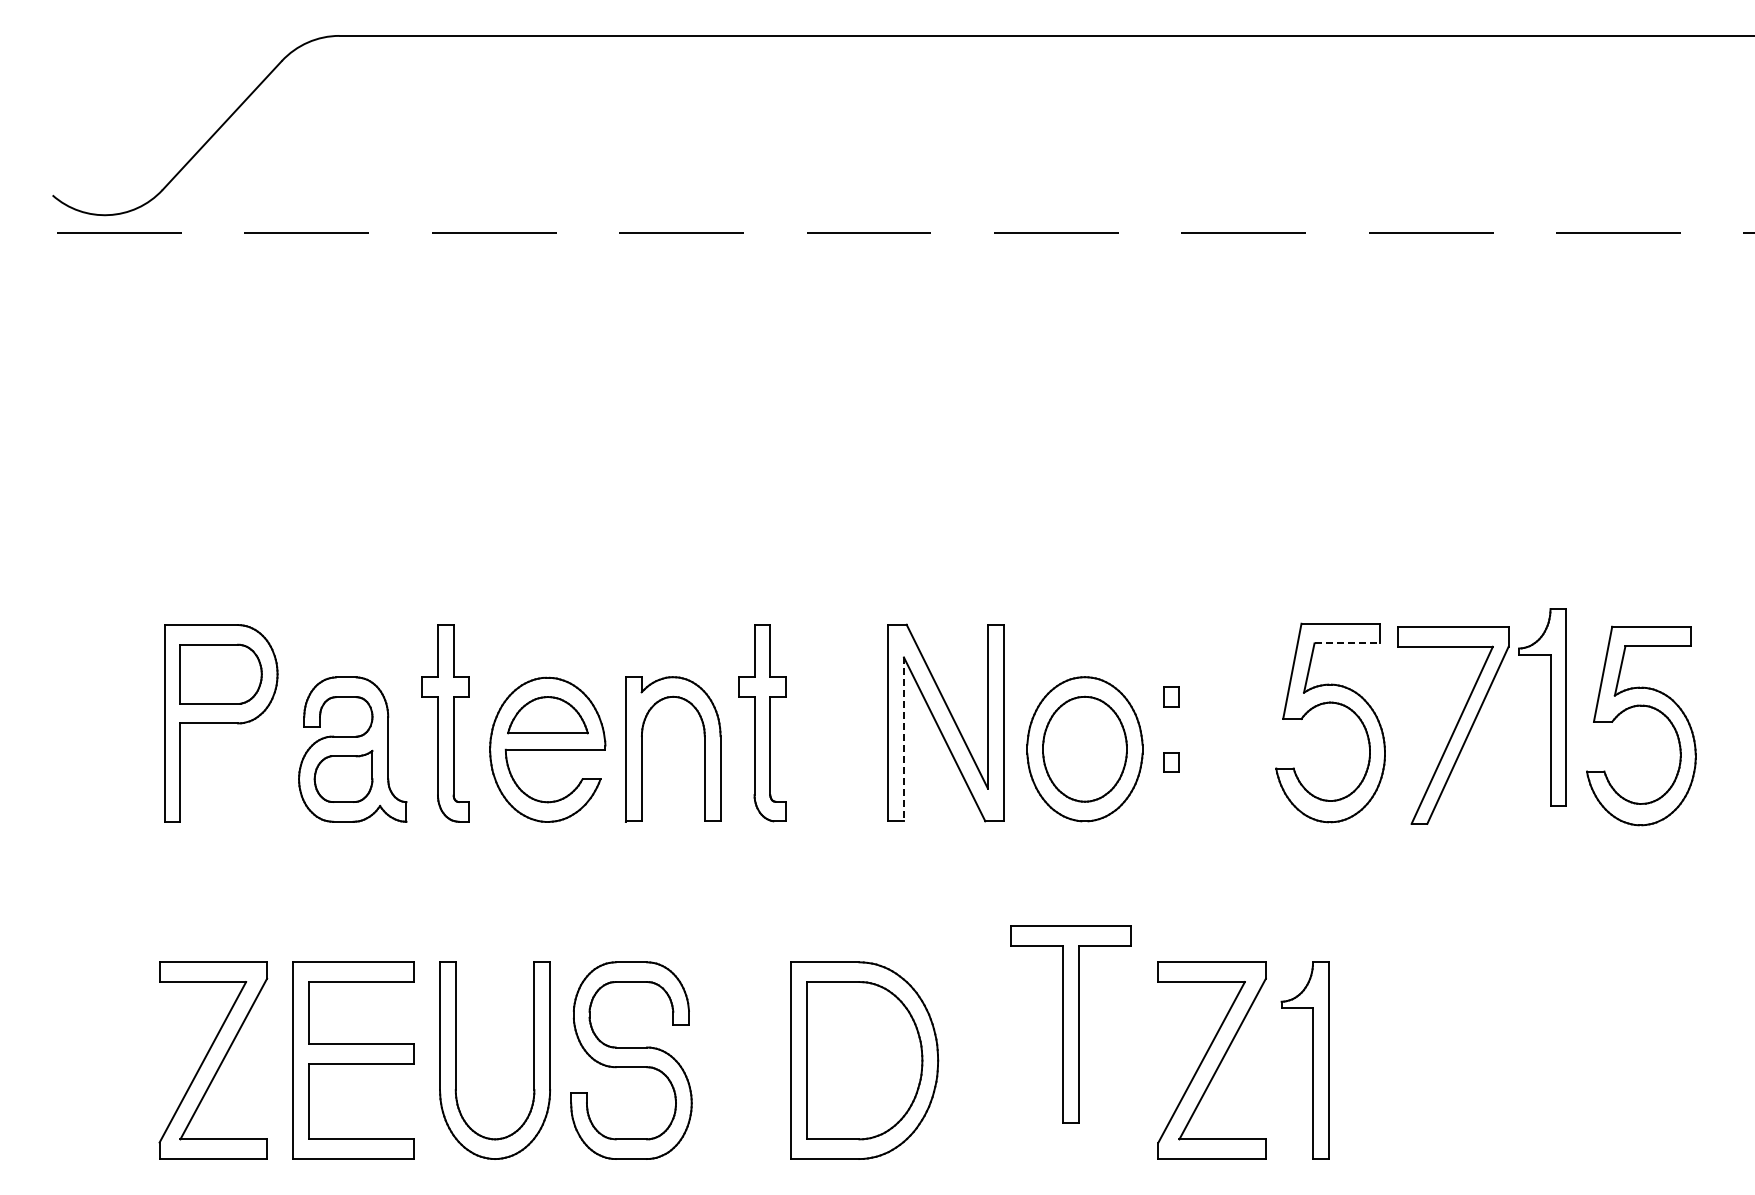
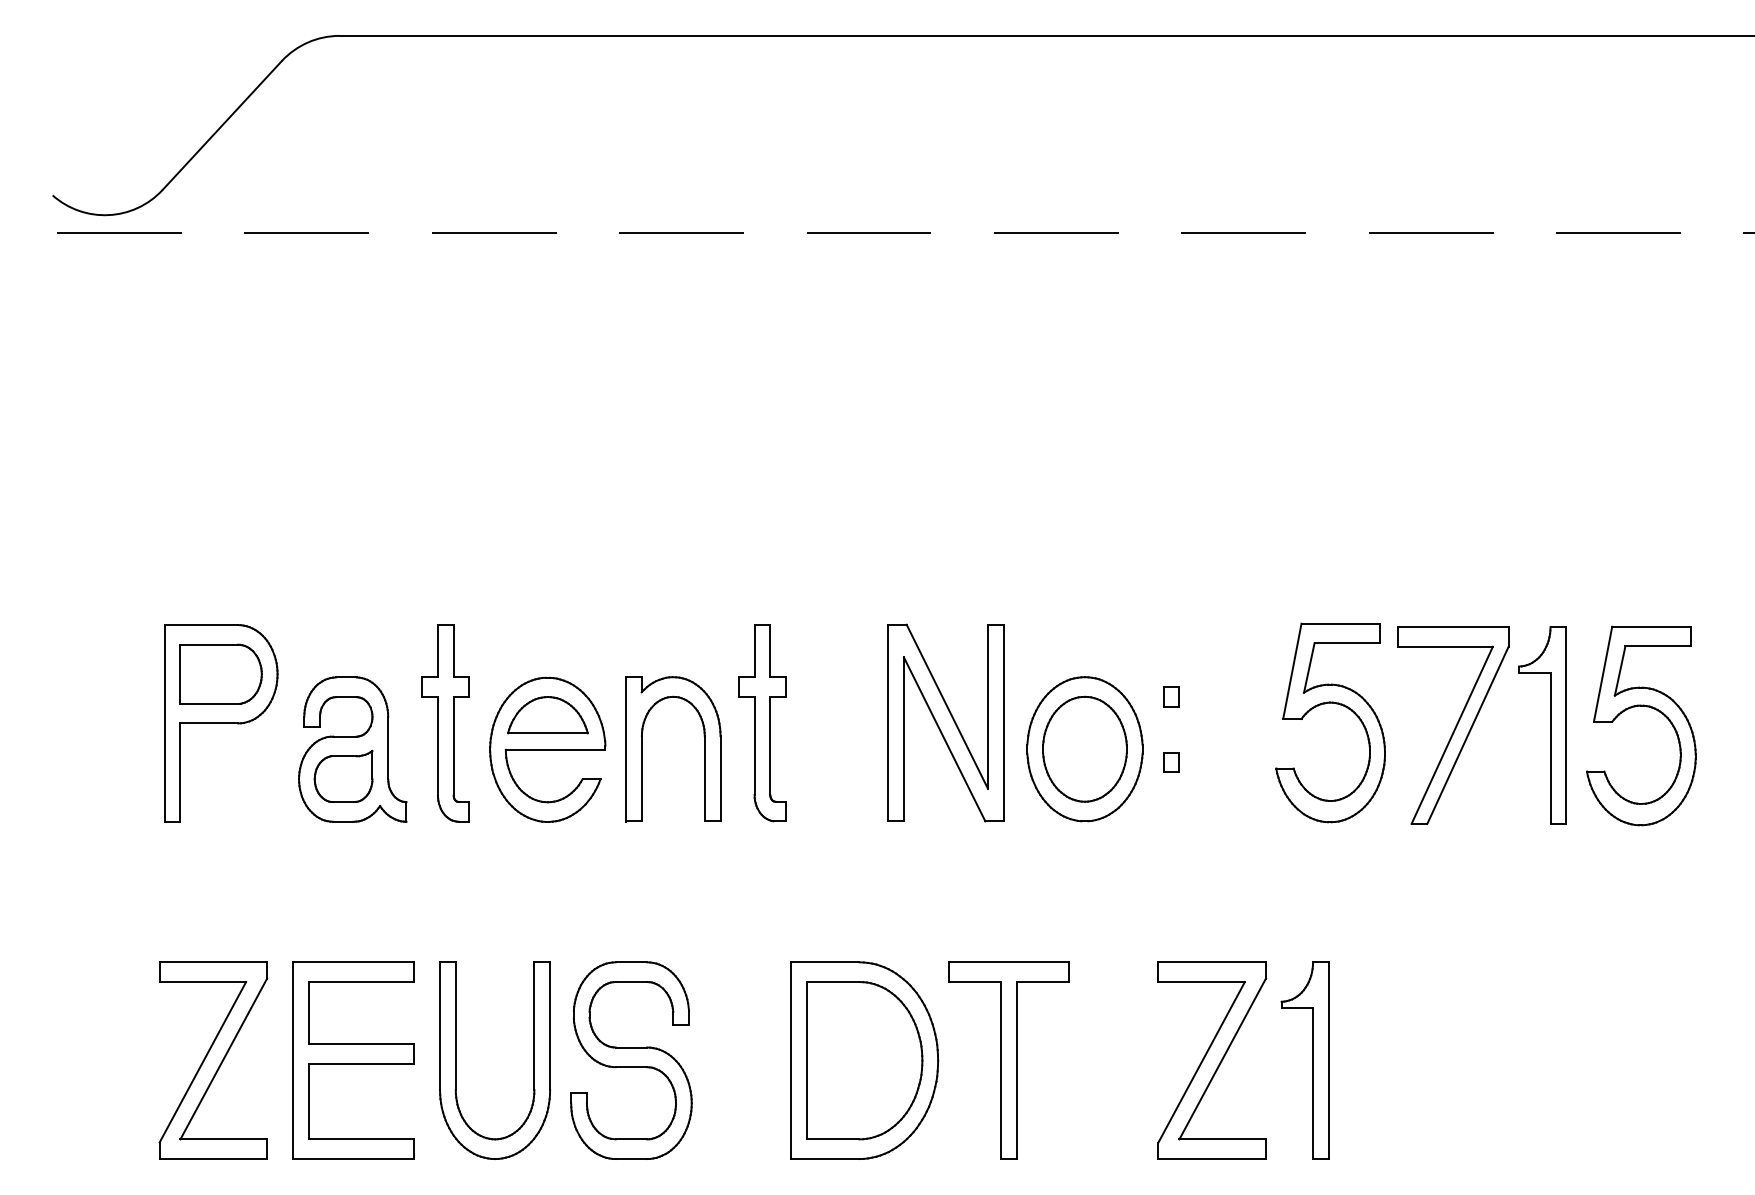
line: dashed -> solid (1347, 643)
part position: (1550, 707) -> (1550, 725) (1550, 725)
line: dashed -> solid (903, 739)
part position: (1070, 1024) -> (1008, 1060) (1008, 1060)
